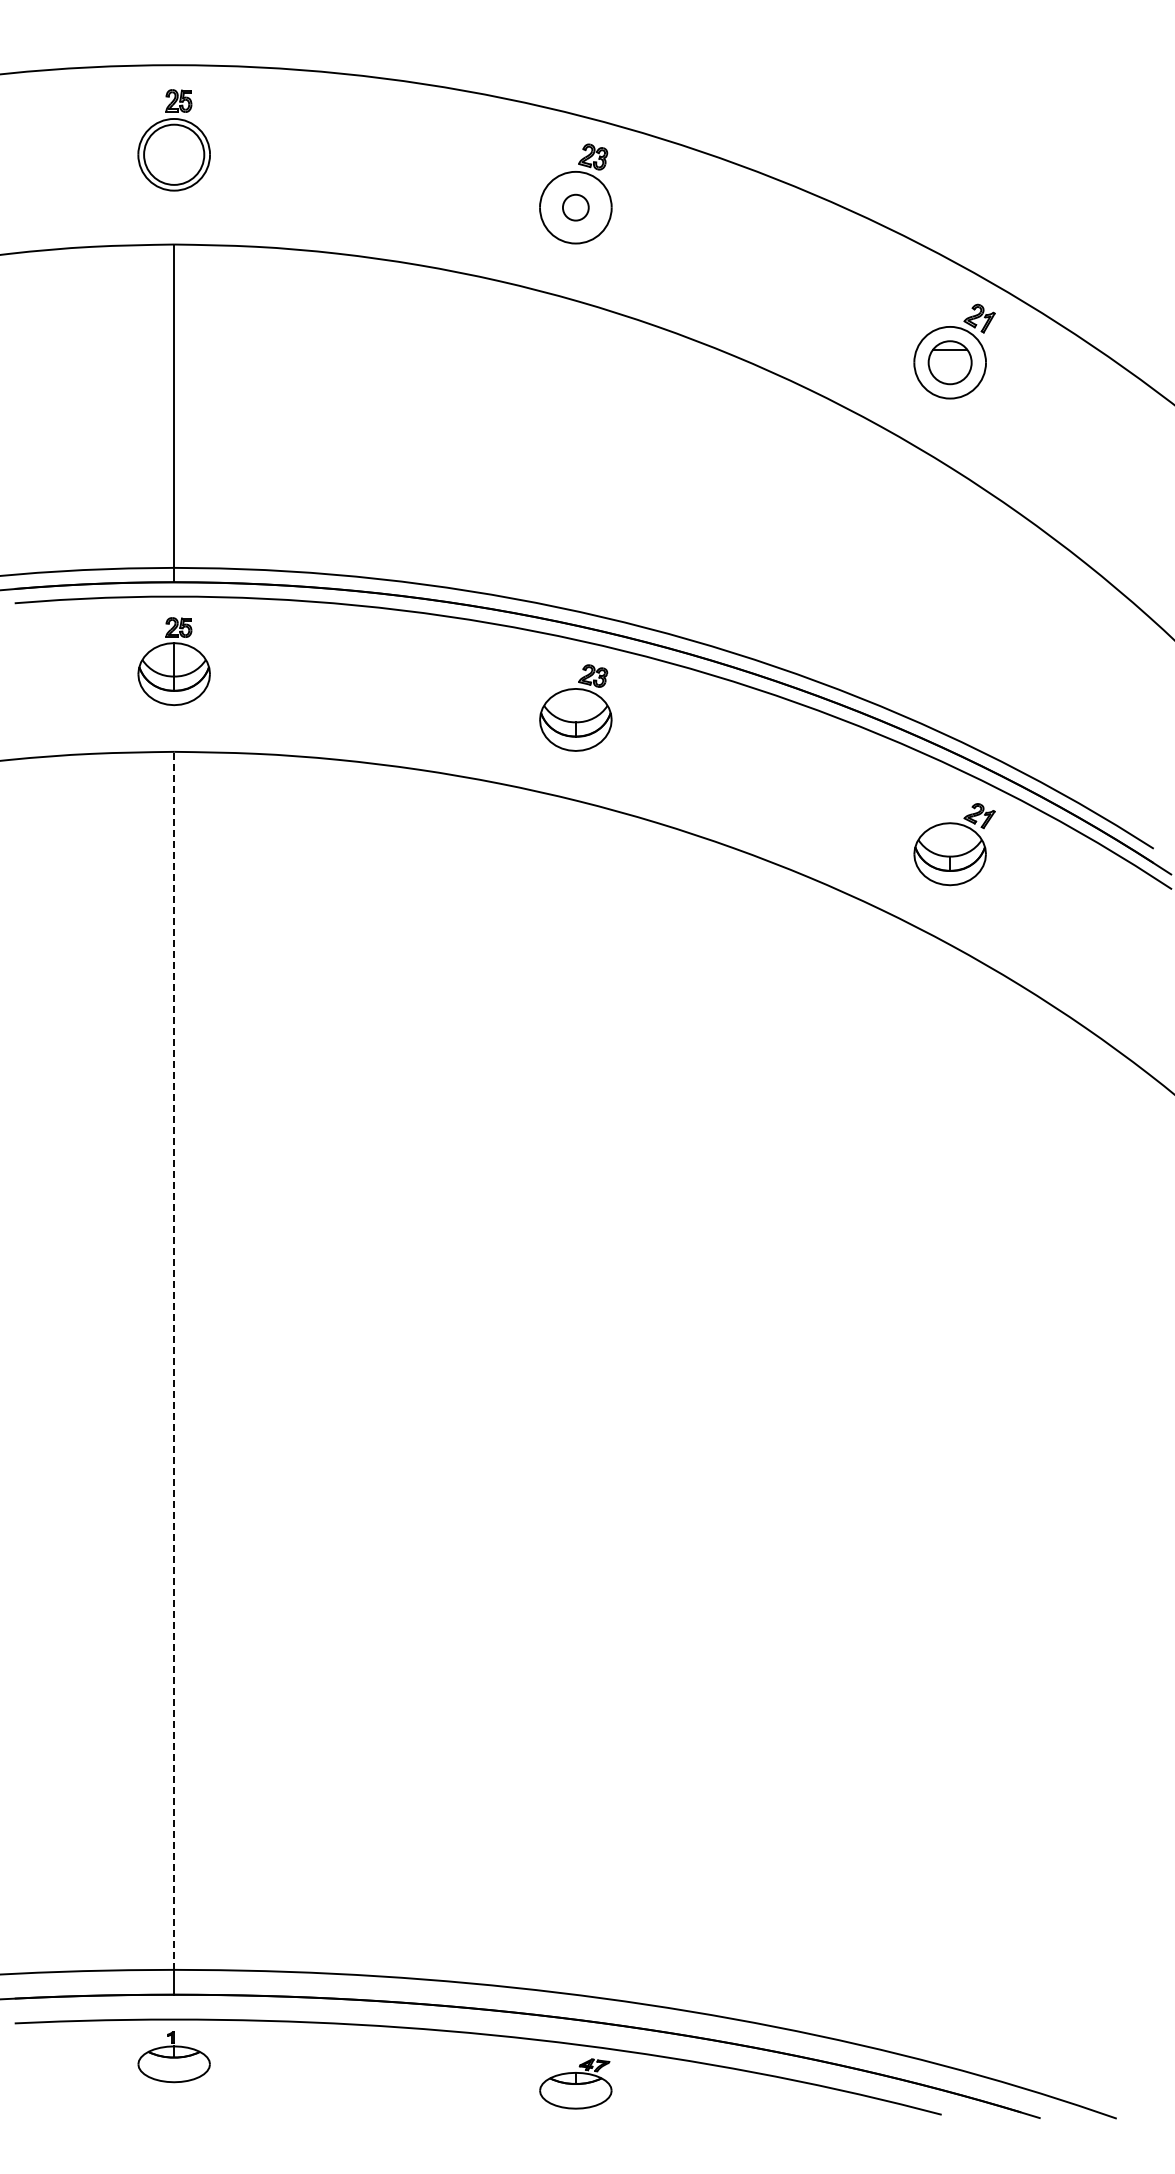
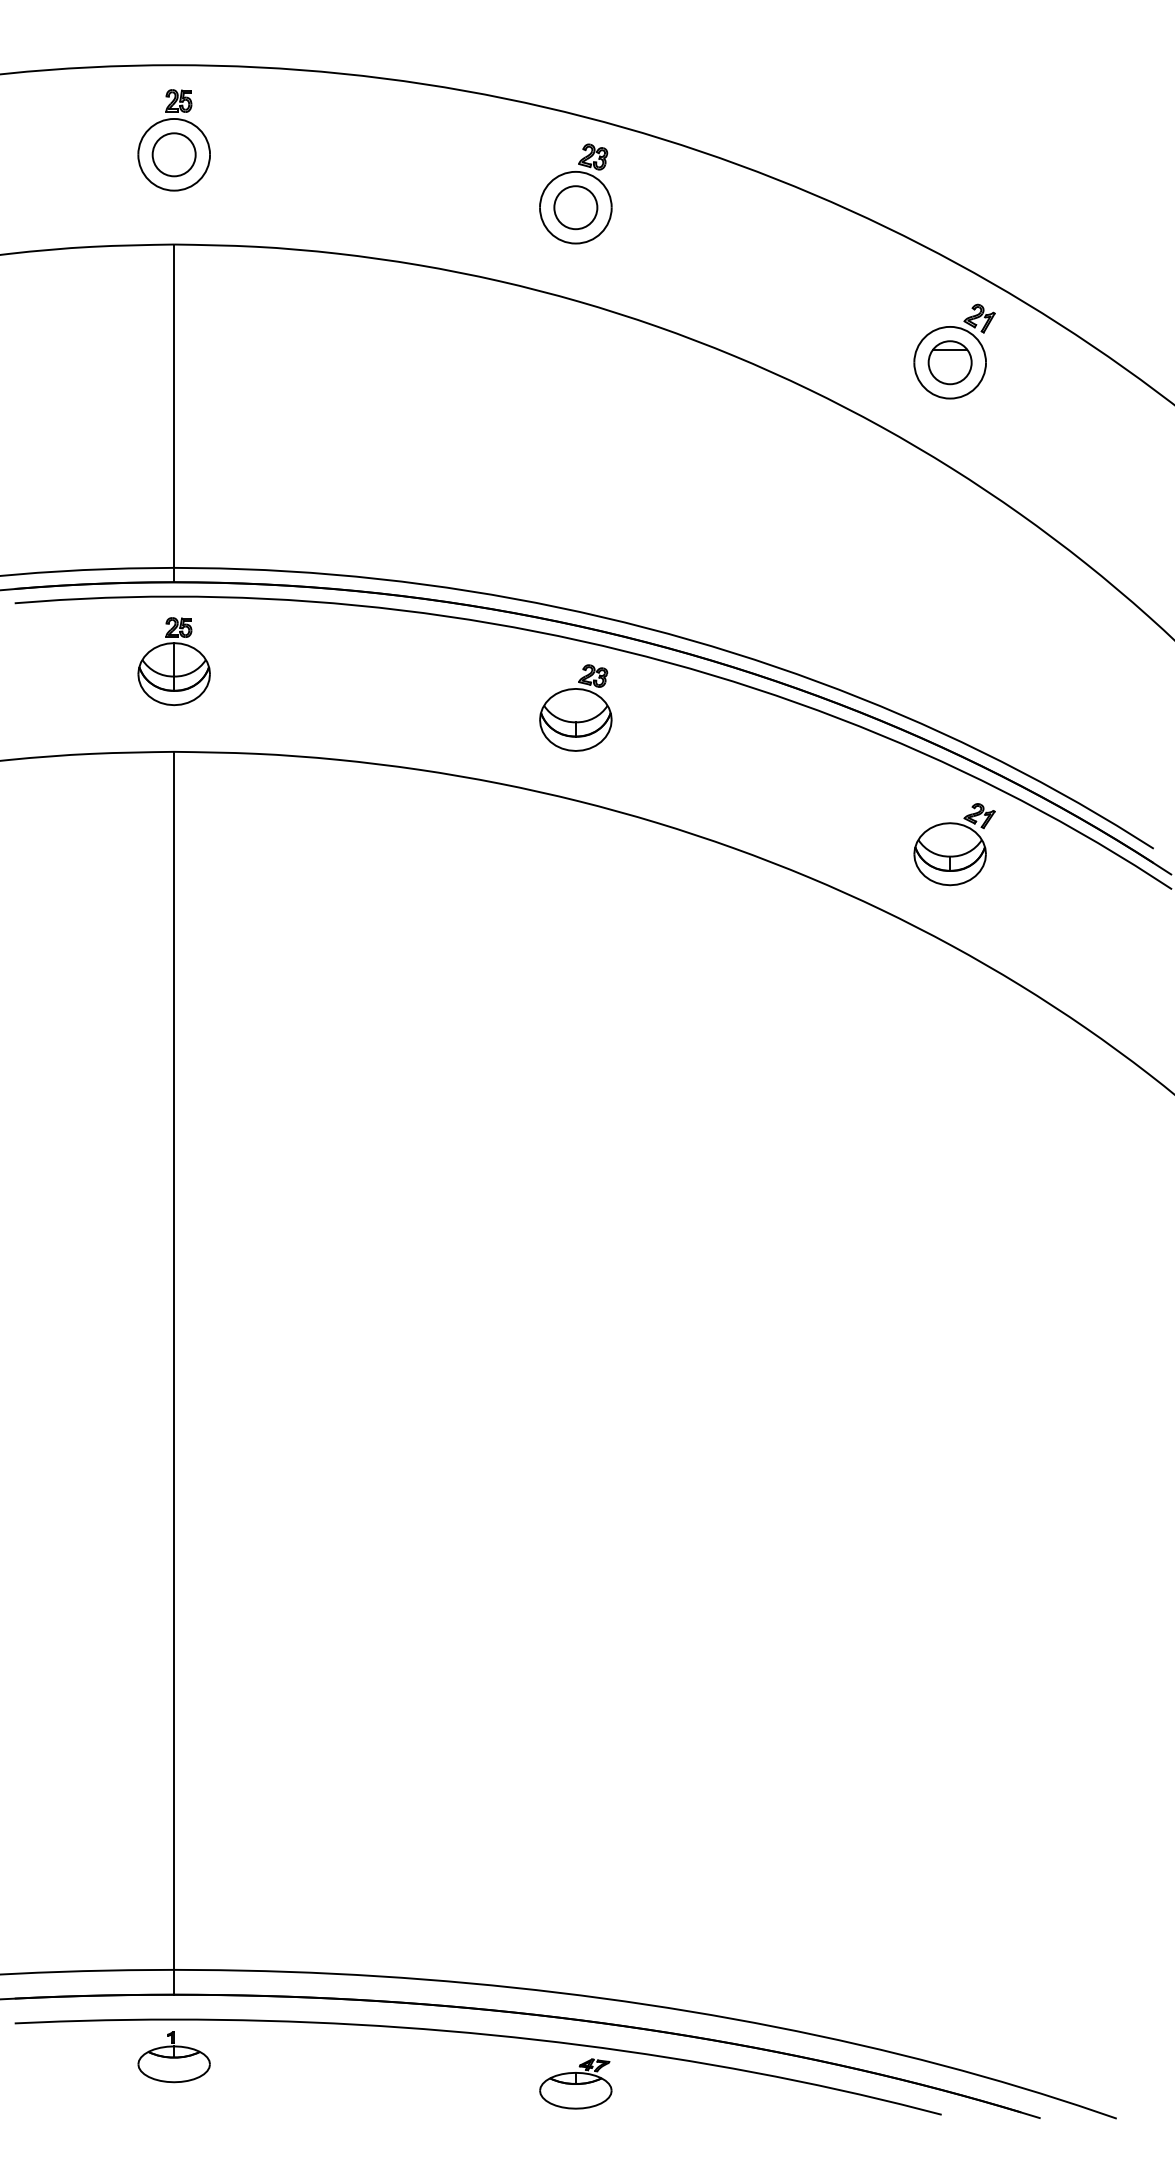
circle diameter: 60 px -> 43 px (173, 154)
circle diameter: 26 px -> 43 px (575, 207)
line: dashed -> solid (174, 1360)
